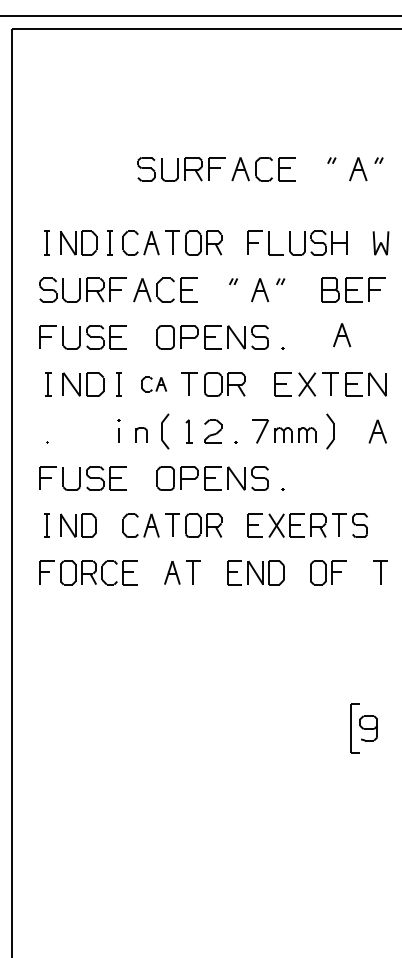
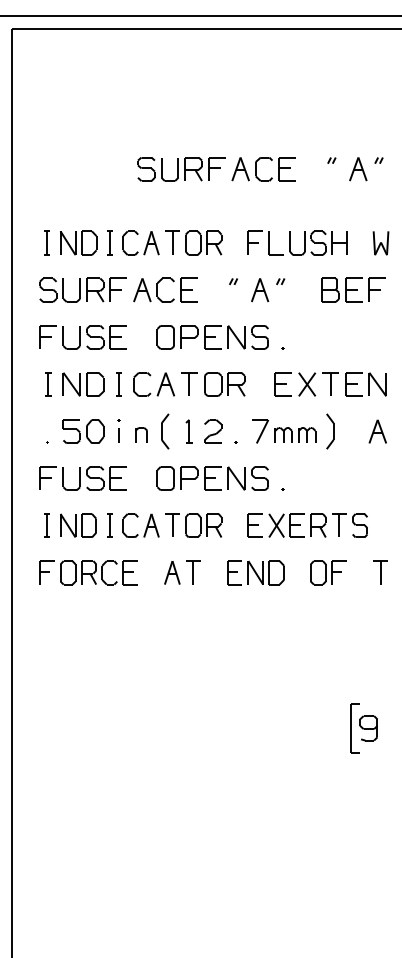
part: present -> none (342, 335)
part size: 26x17 px -> 43x25 px (154, 384)
part: none -> present (83, 431)
part: none -> present (109, 525)
